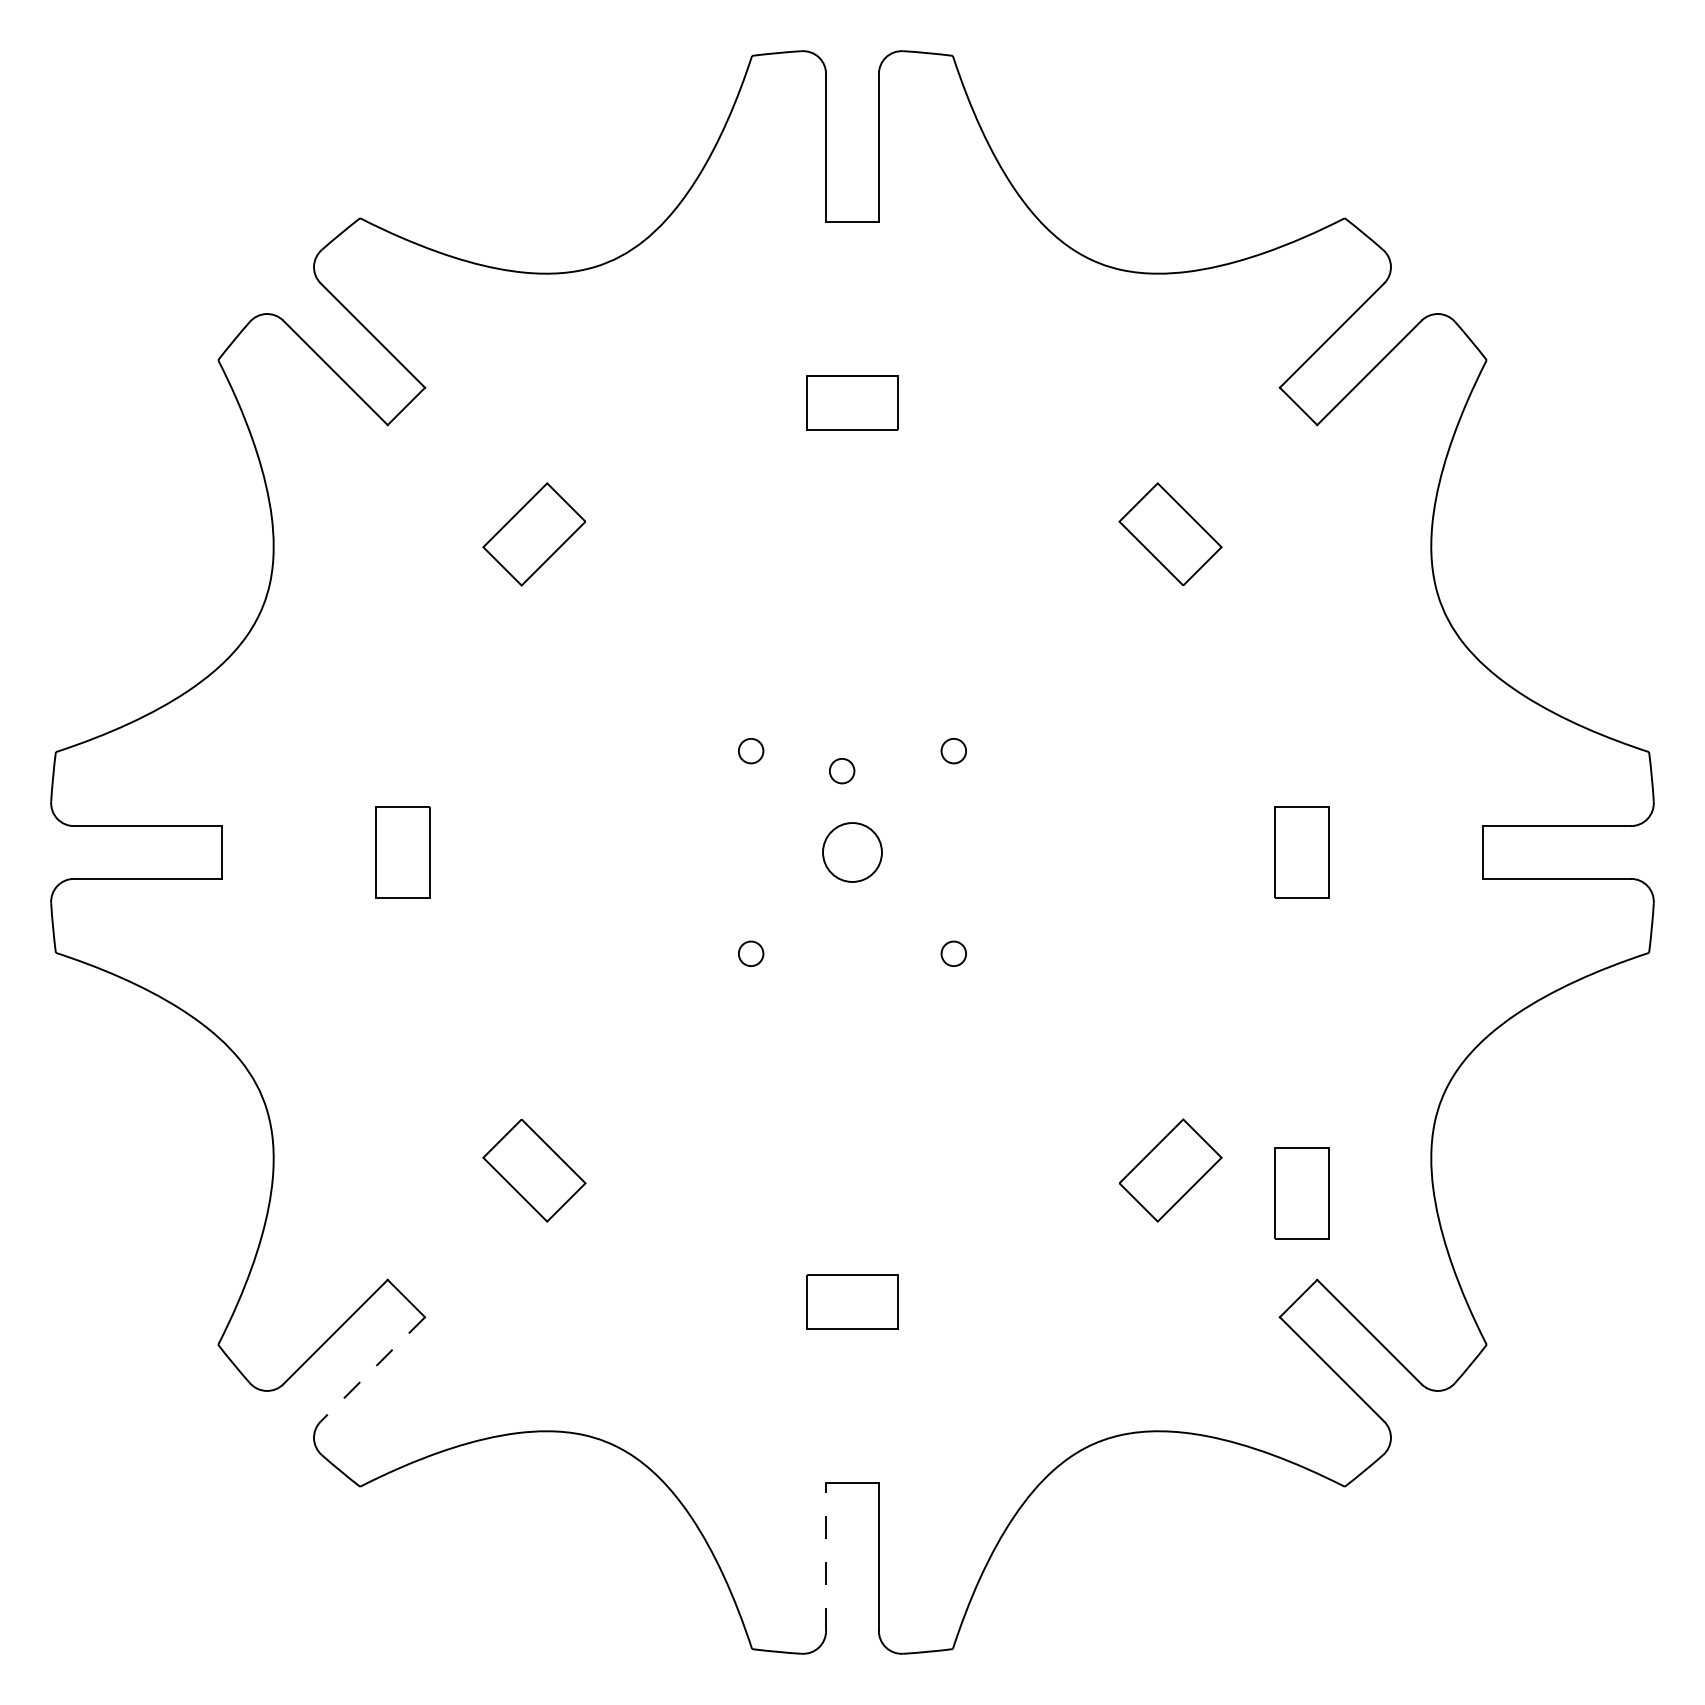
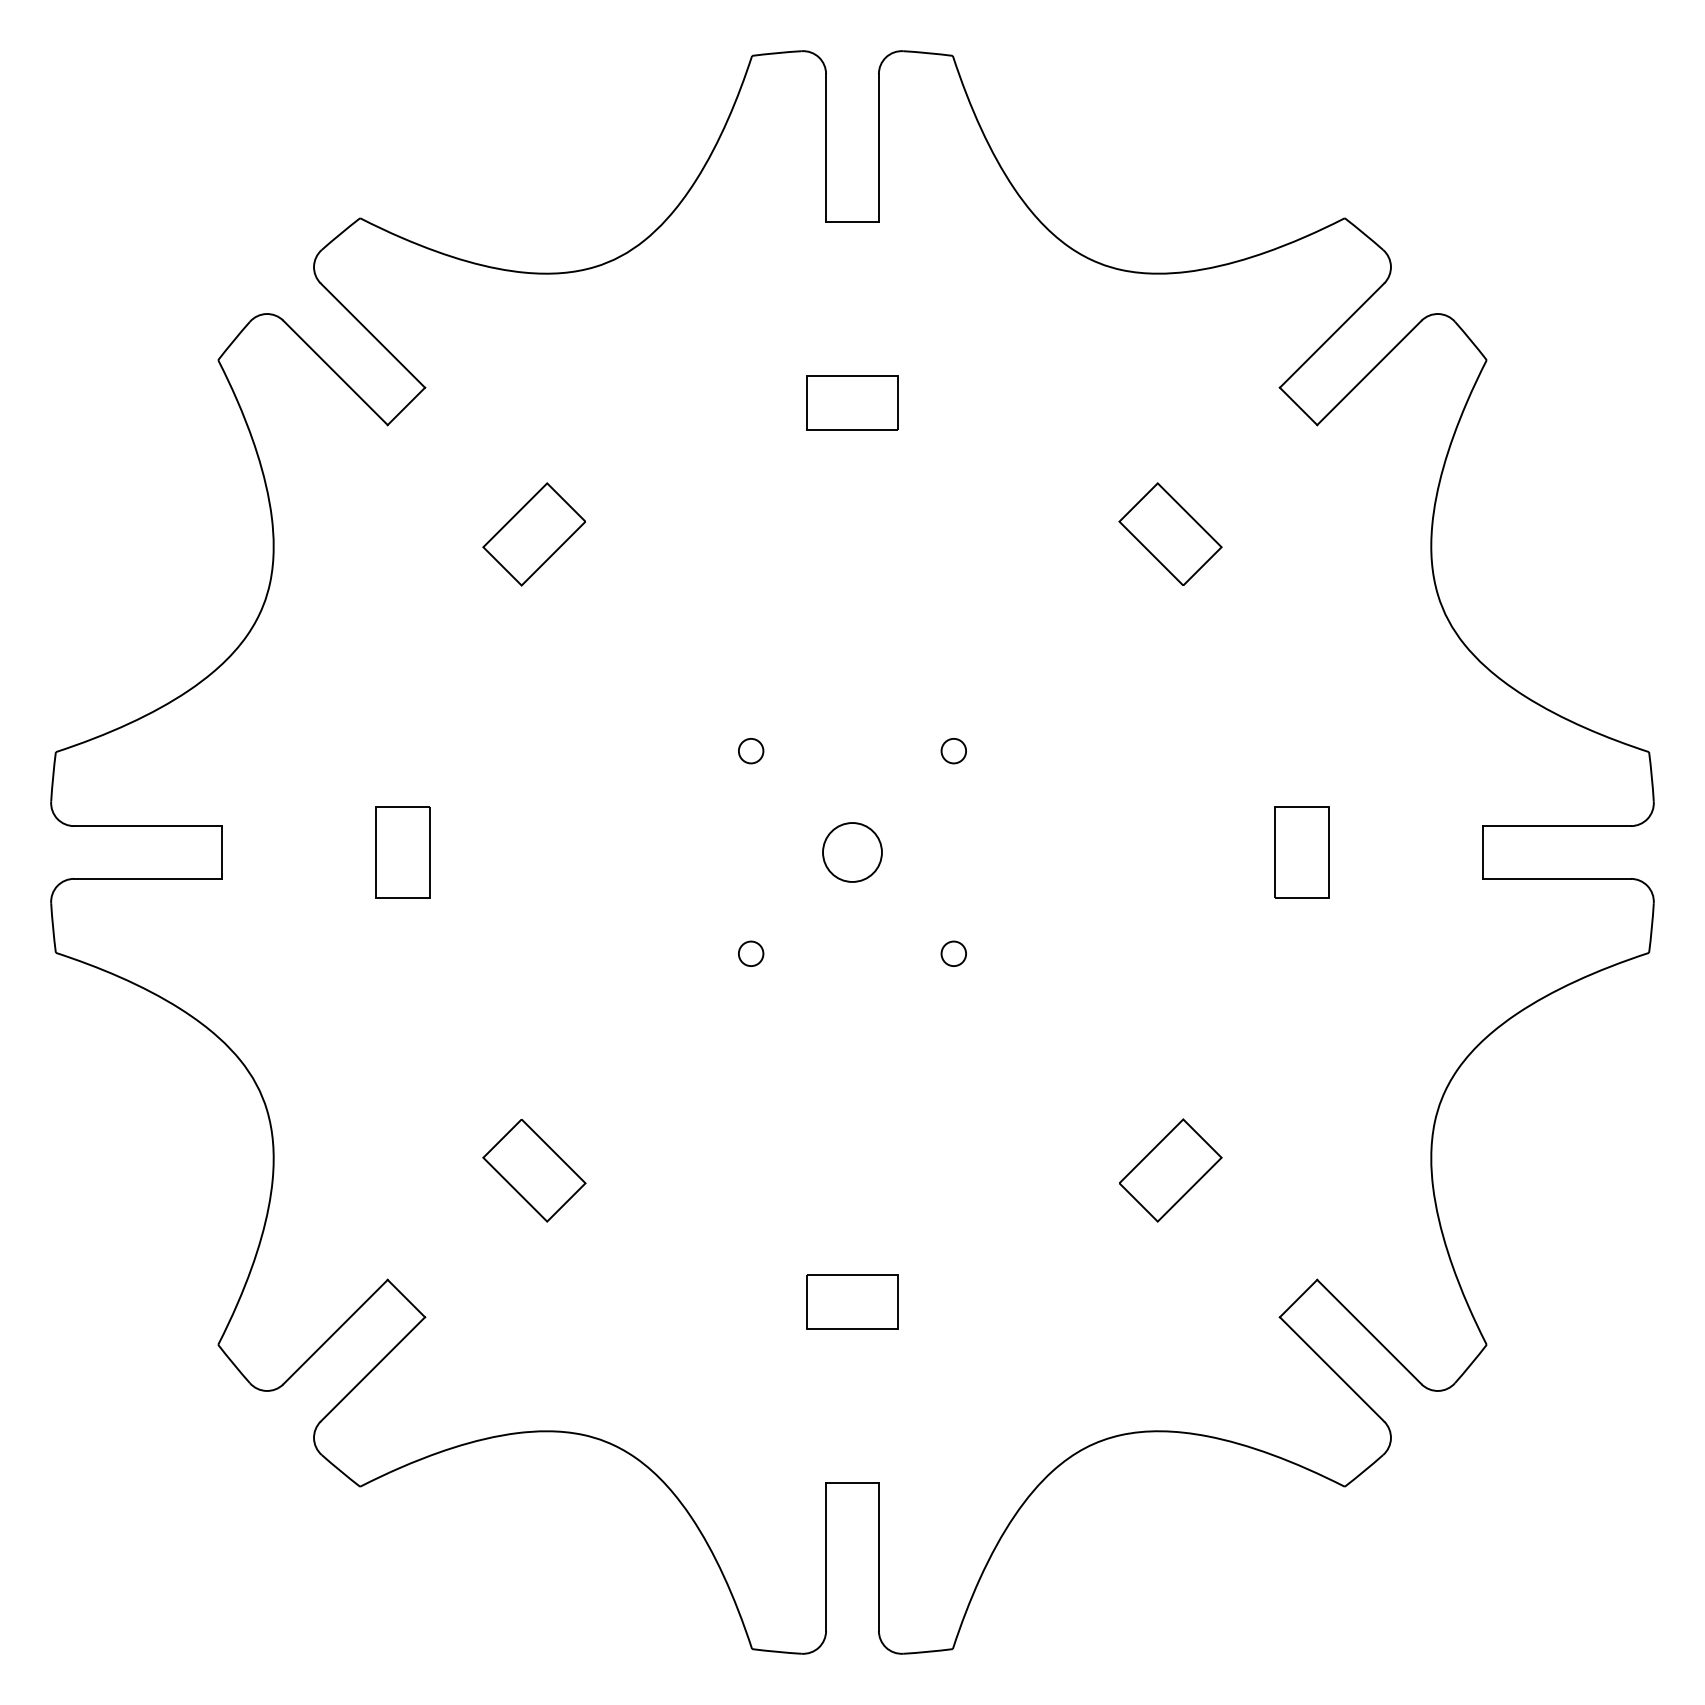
circle: present -> none (842, 771)
part: present -> none (1301, 1193)
line: dashed -> solid (372, 1369)
line: dashed -> solid (826, 1557)
